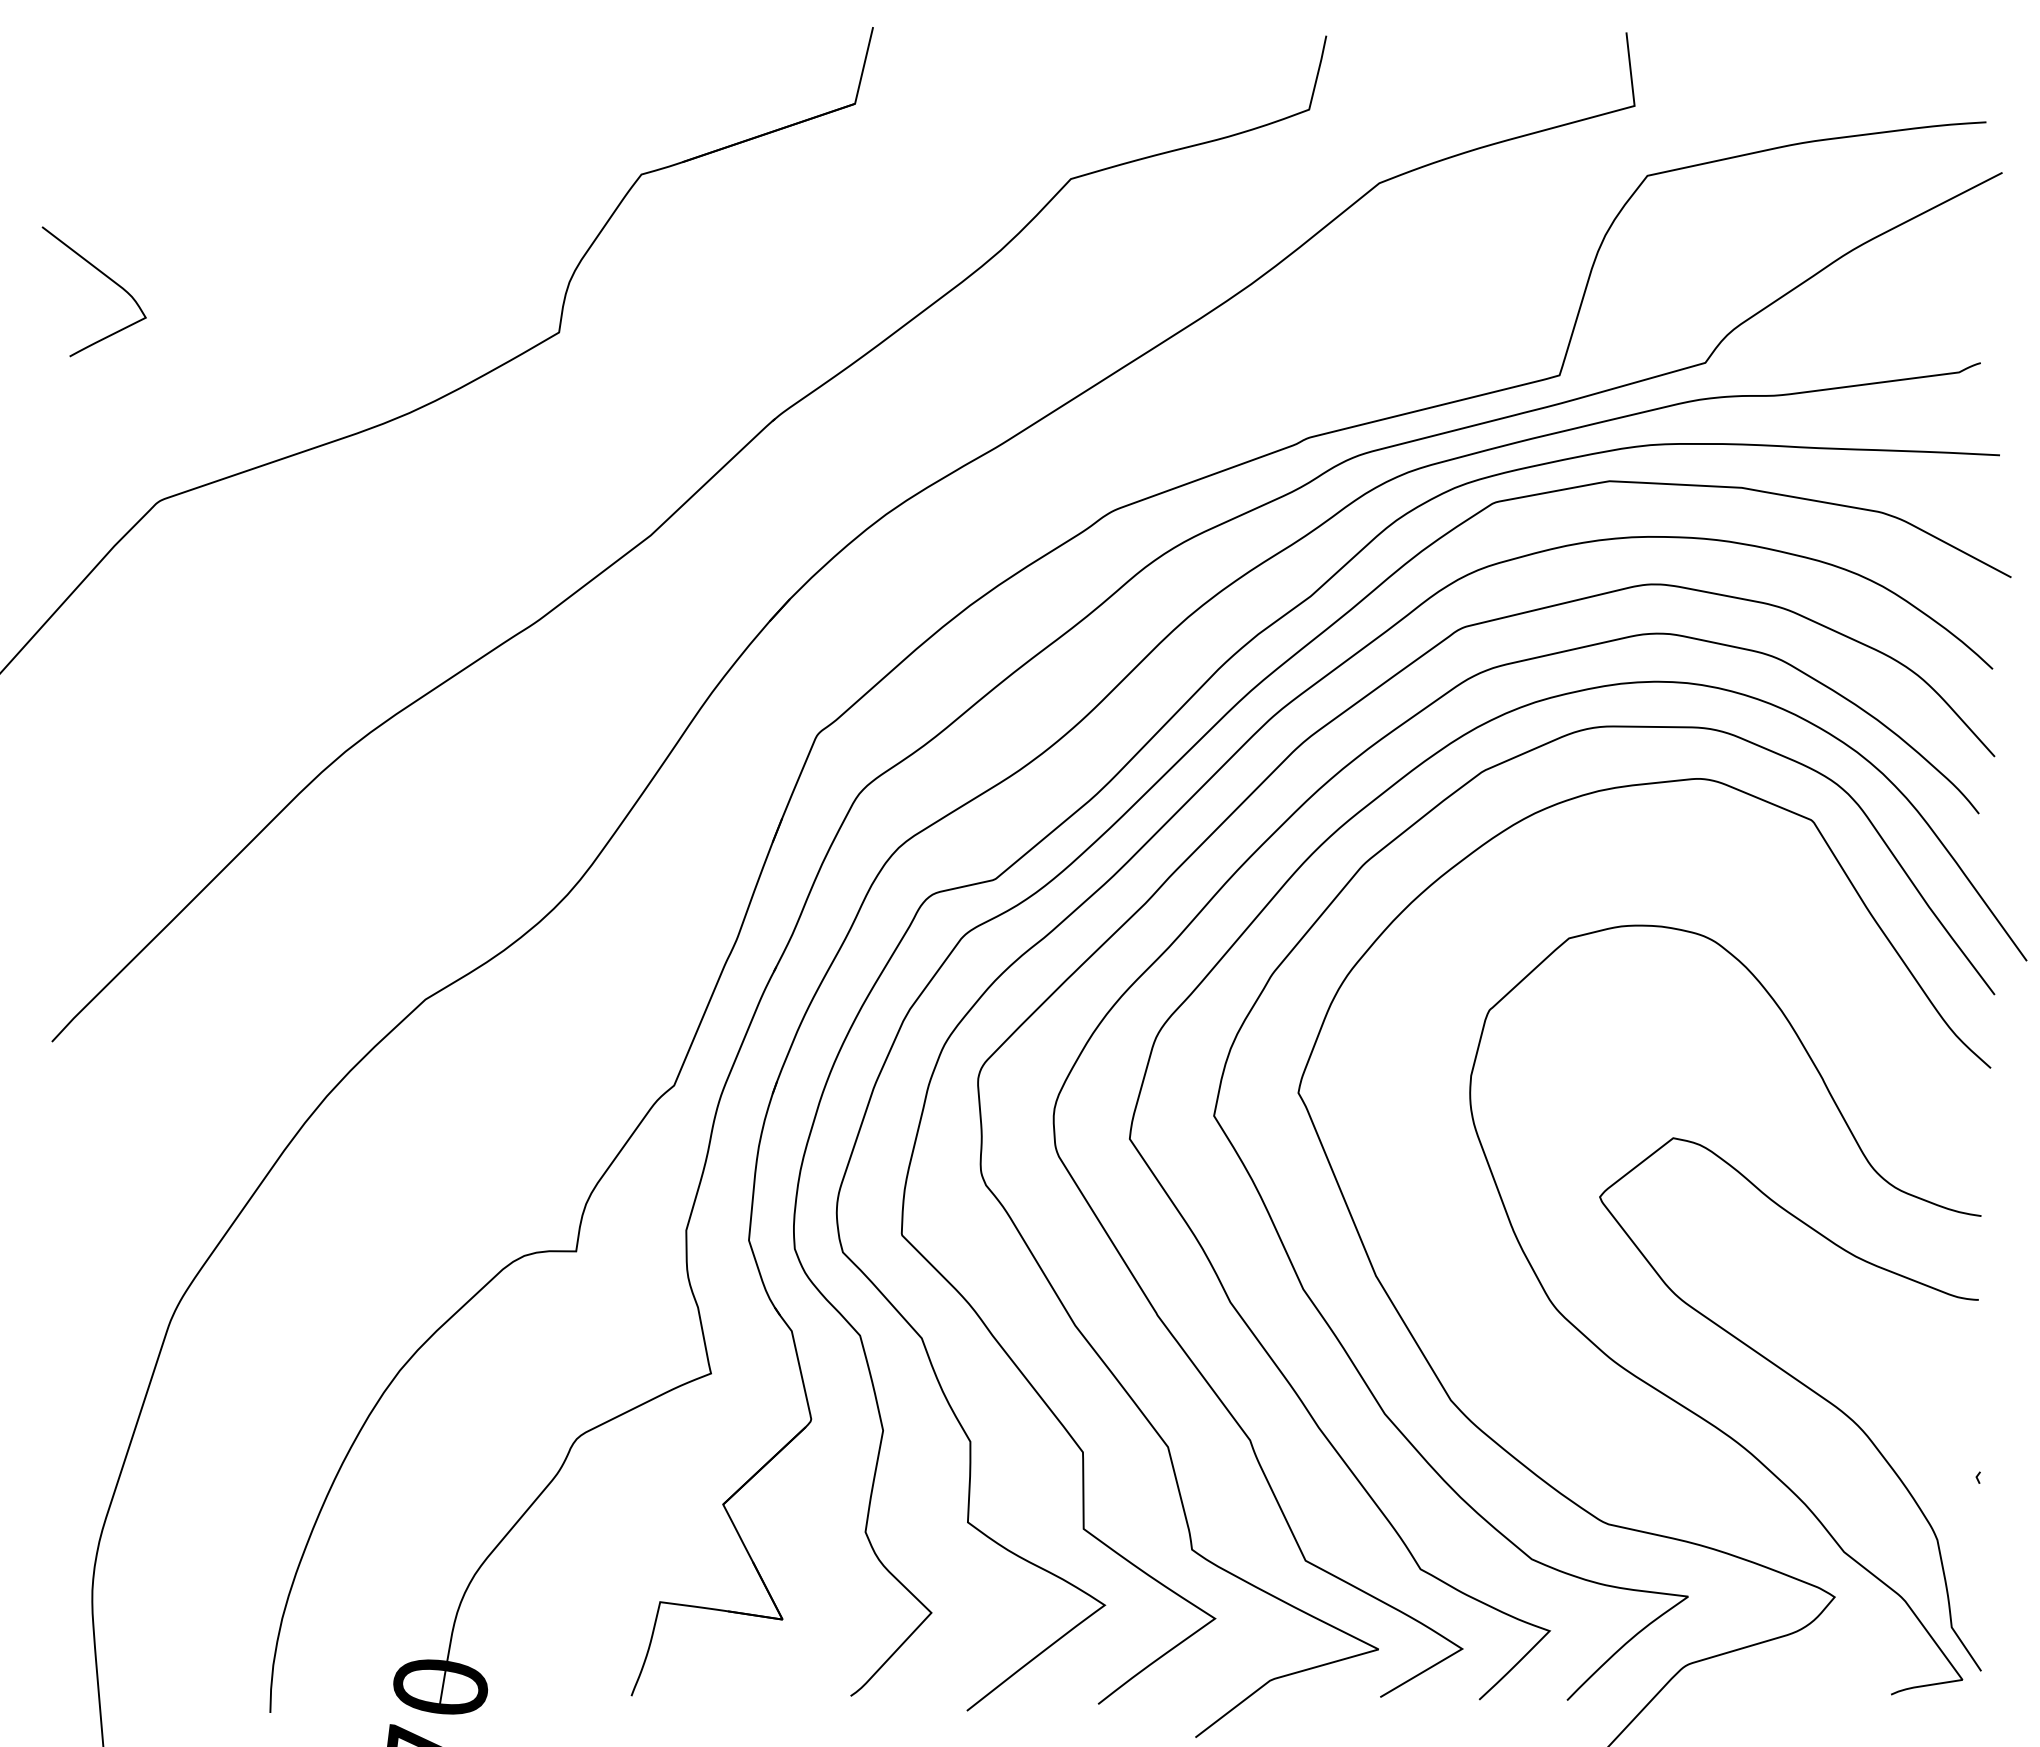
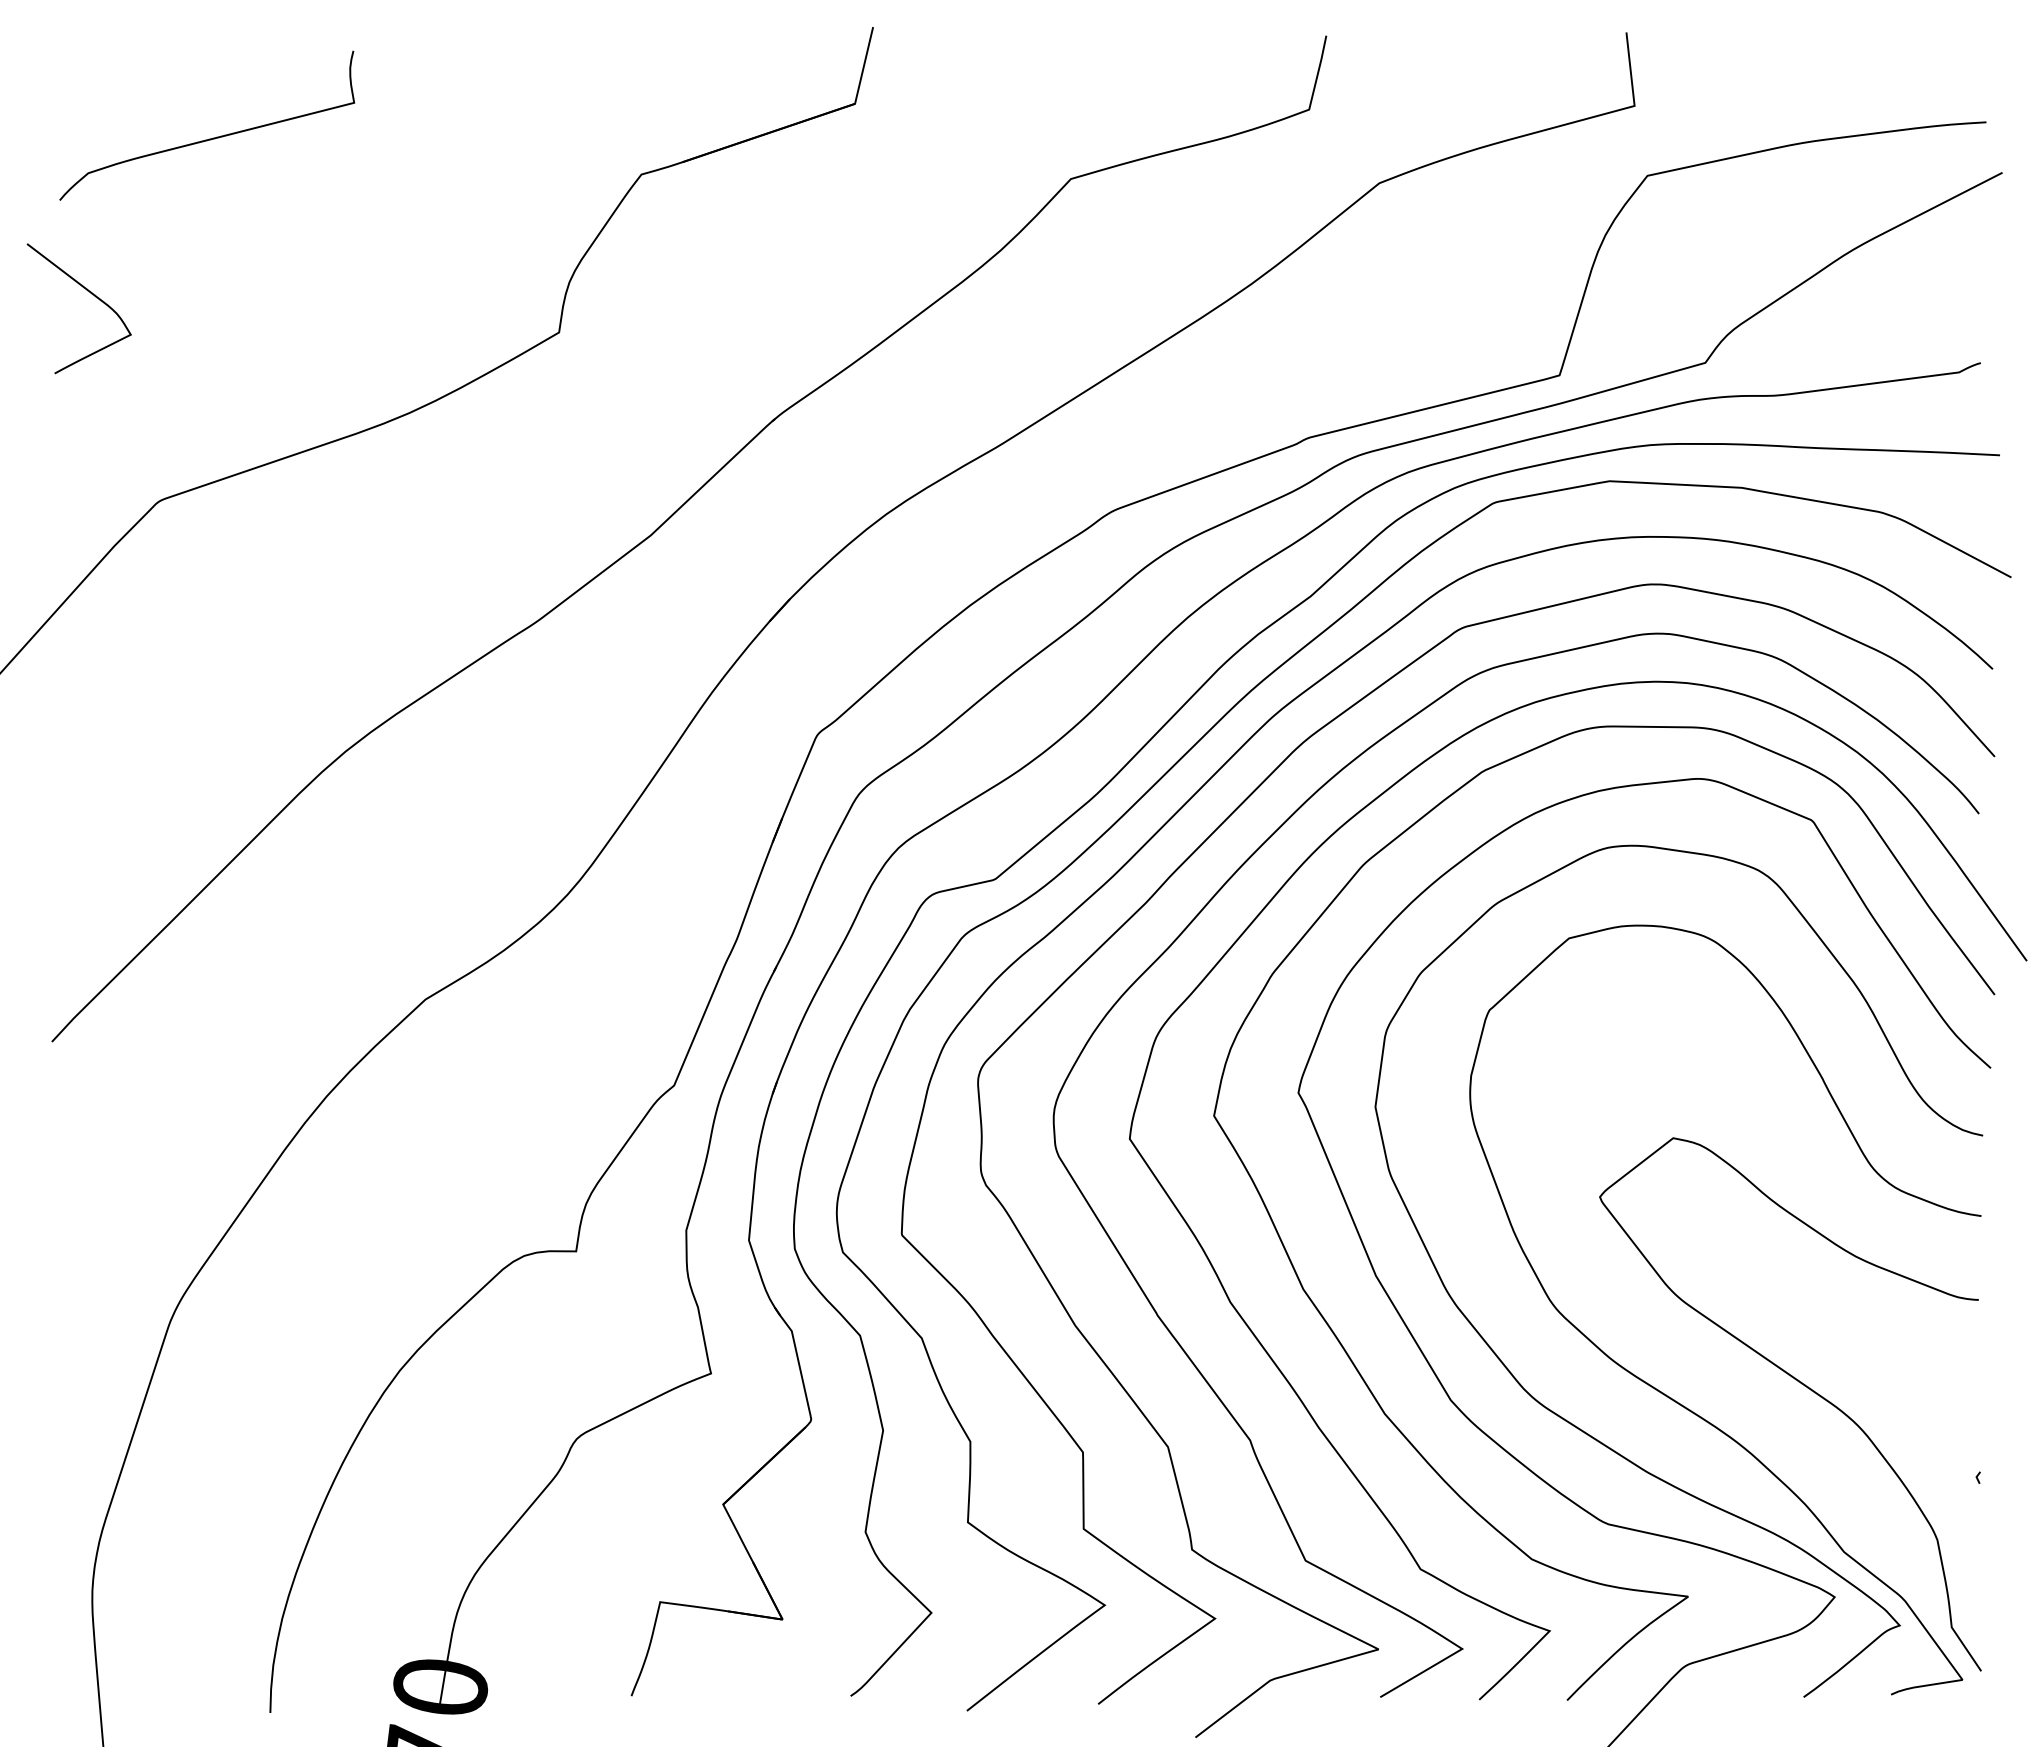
curve: none -> present (209, 138)
curve position: (106, 277) -> (91, 294) (91, 294)
curve: none -> present (1574, 1424)
